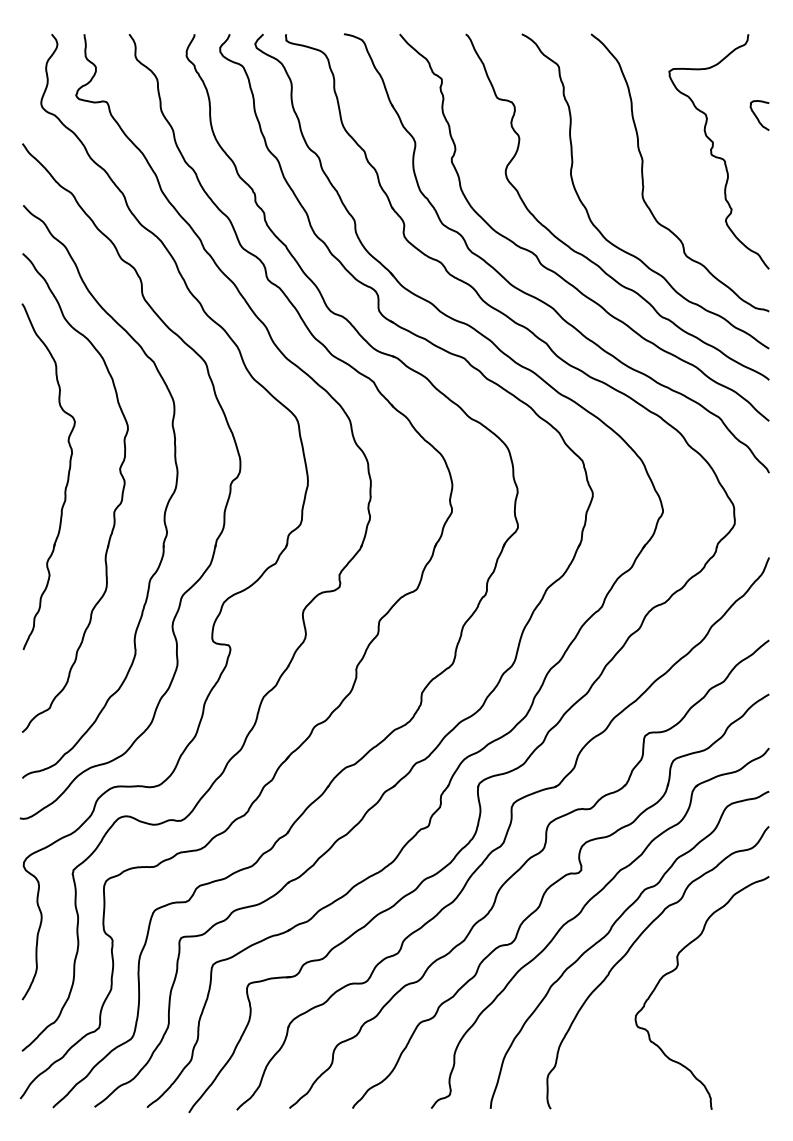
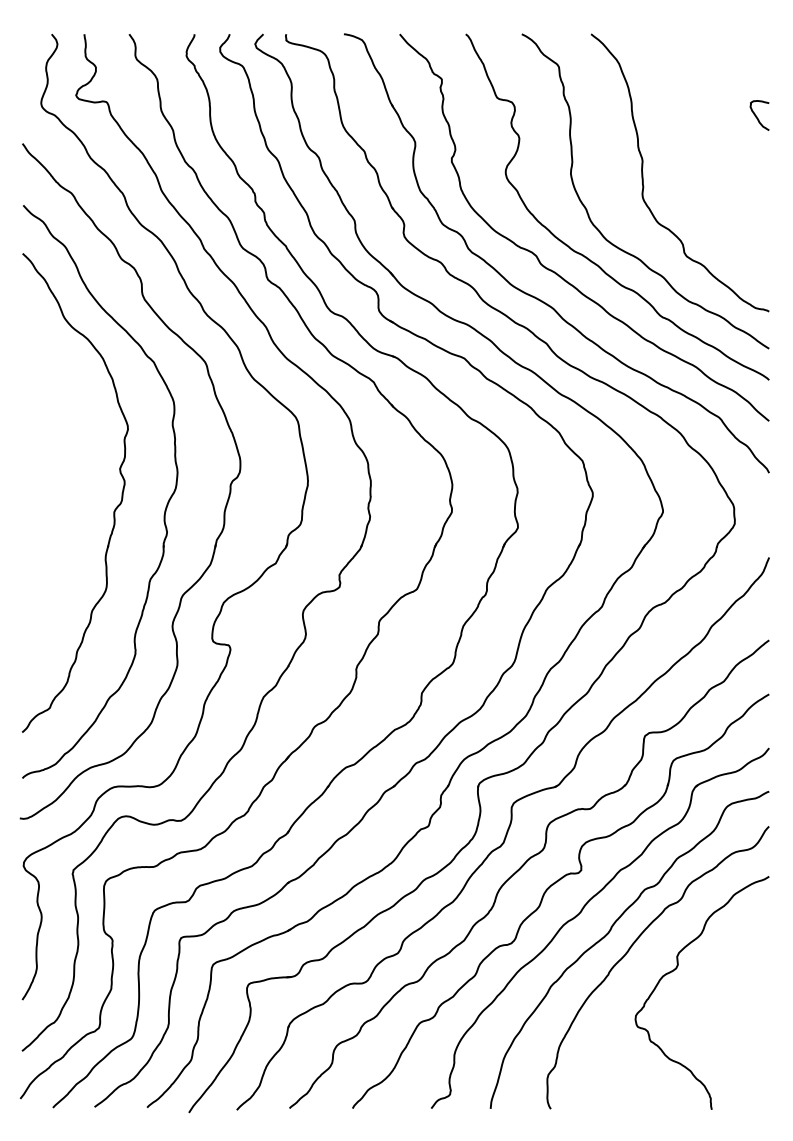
curve: present -> none (715, 155)
part: present -> none (66, 482)
